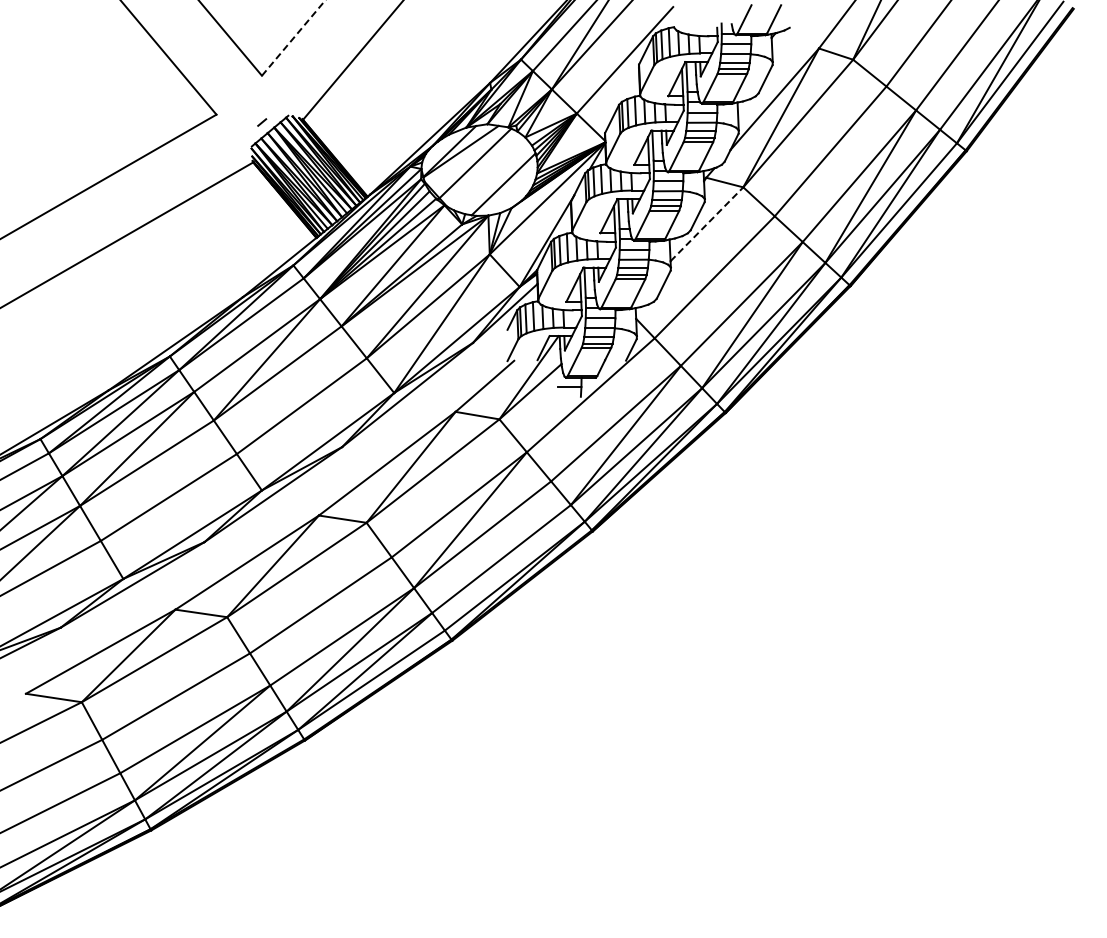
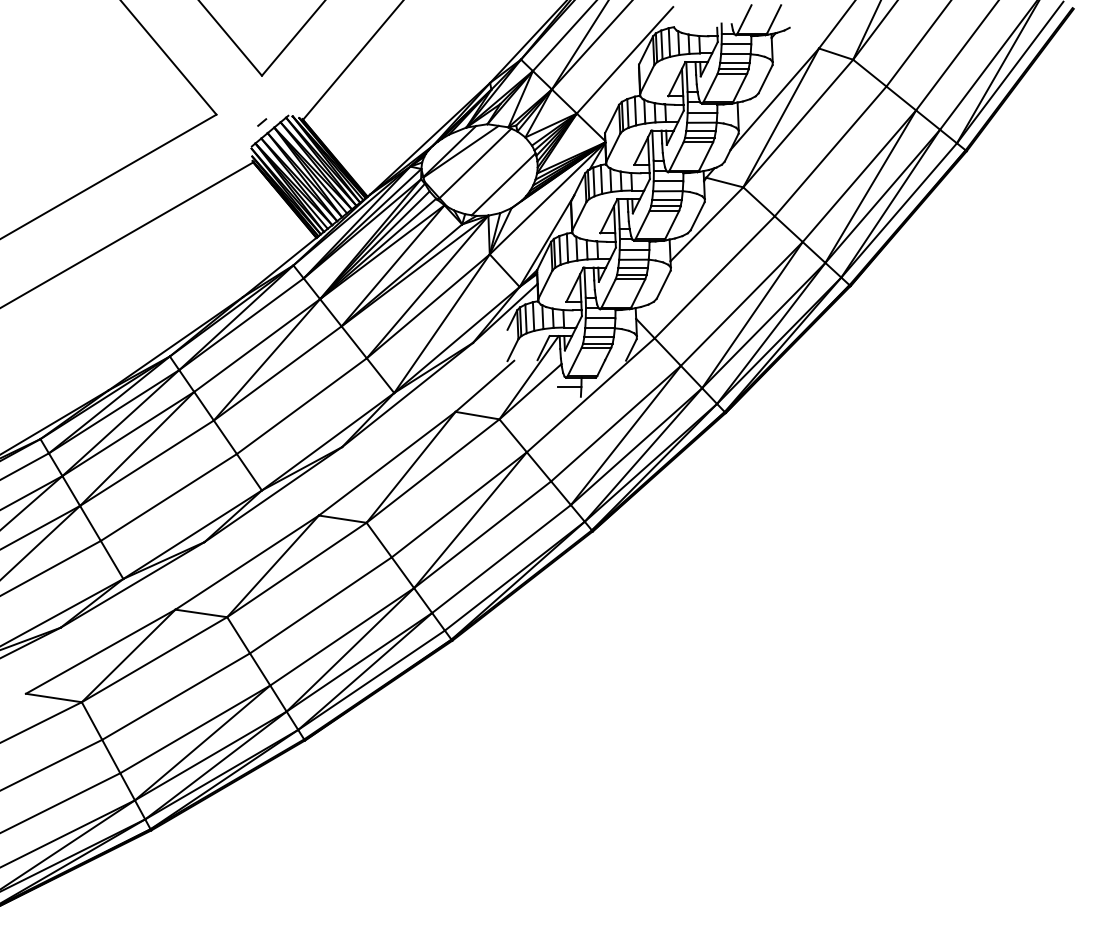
line: dashed -> solid (294, 37)
line: dashed -> solid (706, 224)
